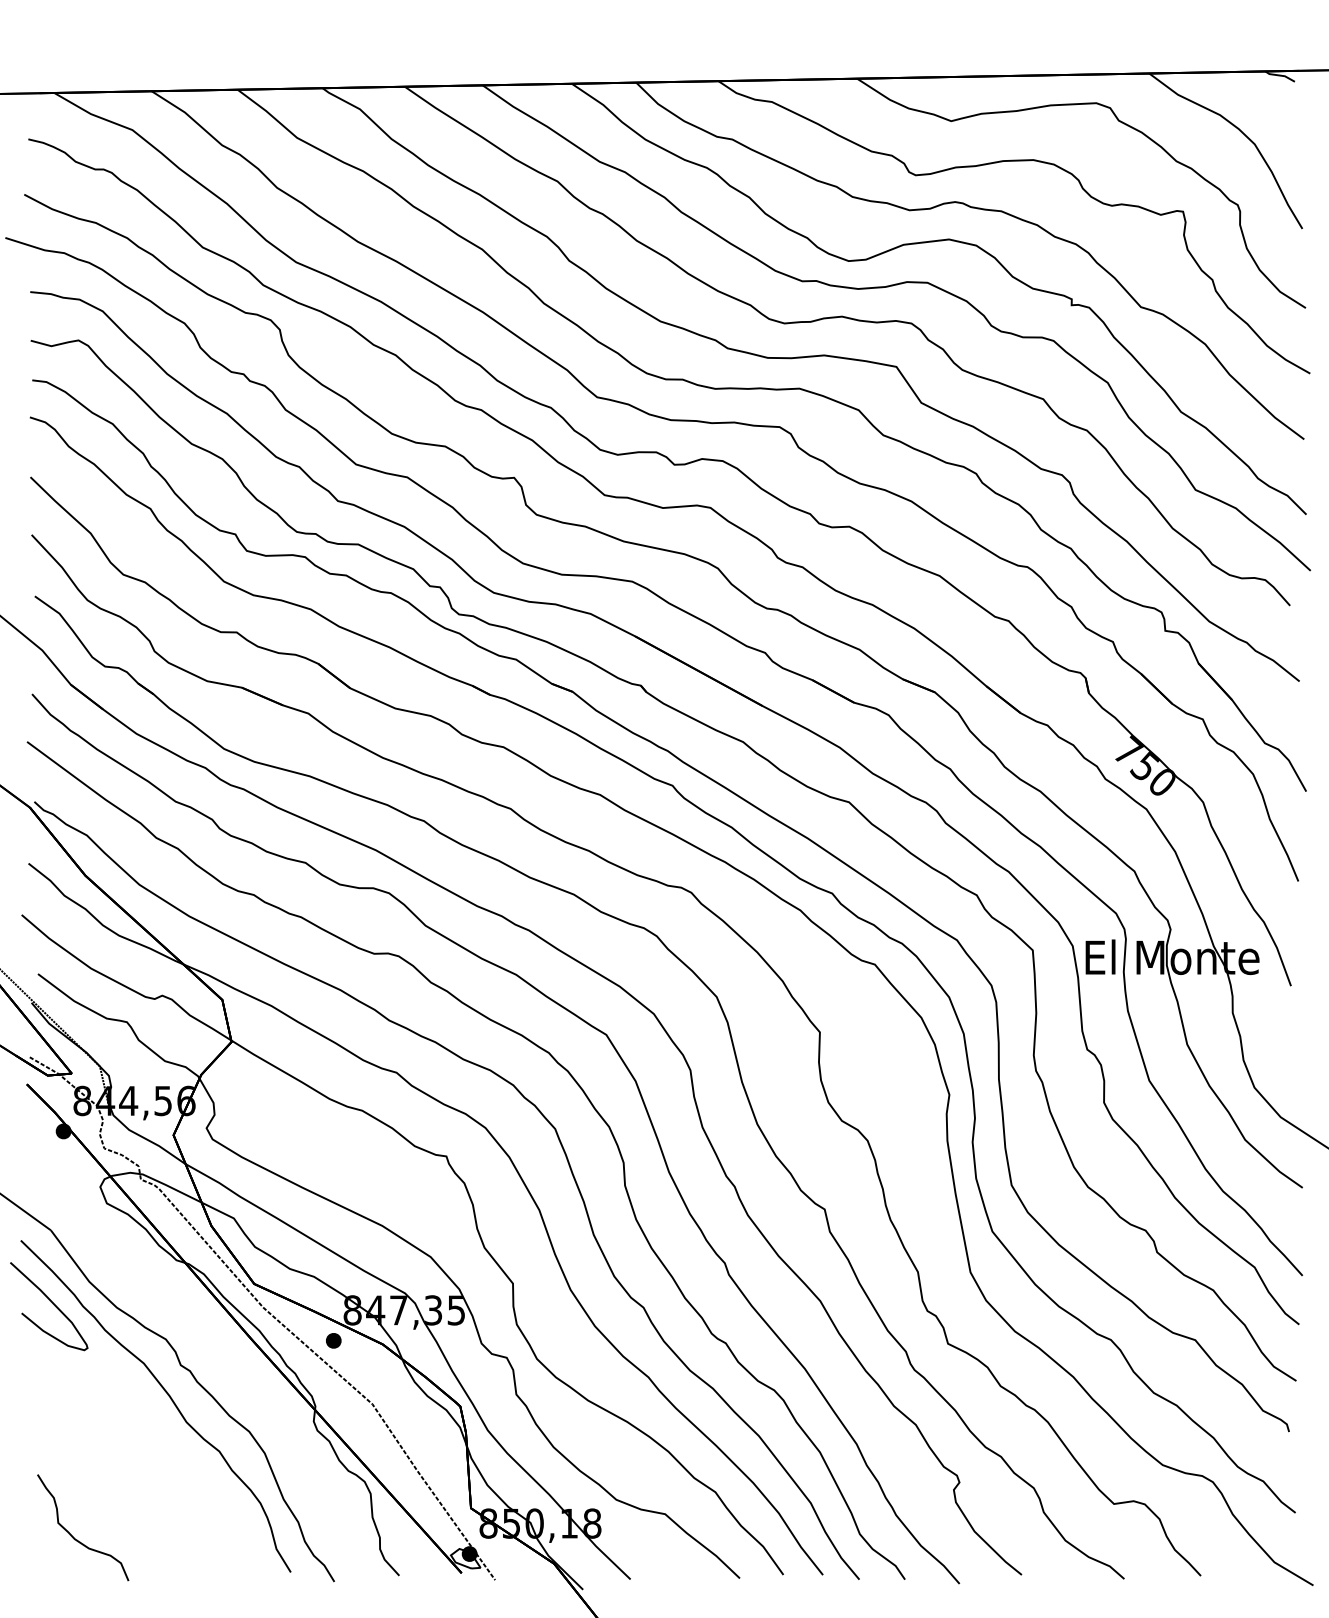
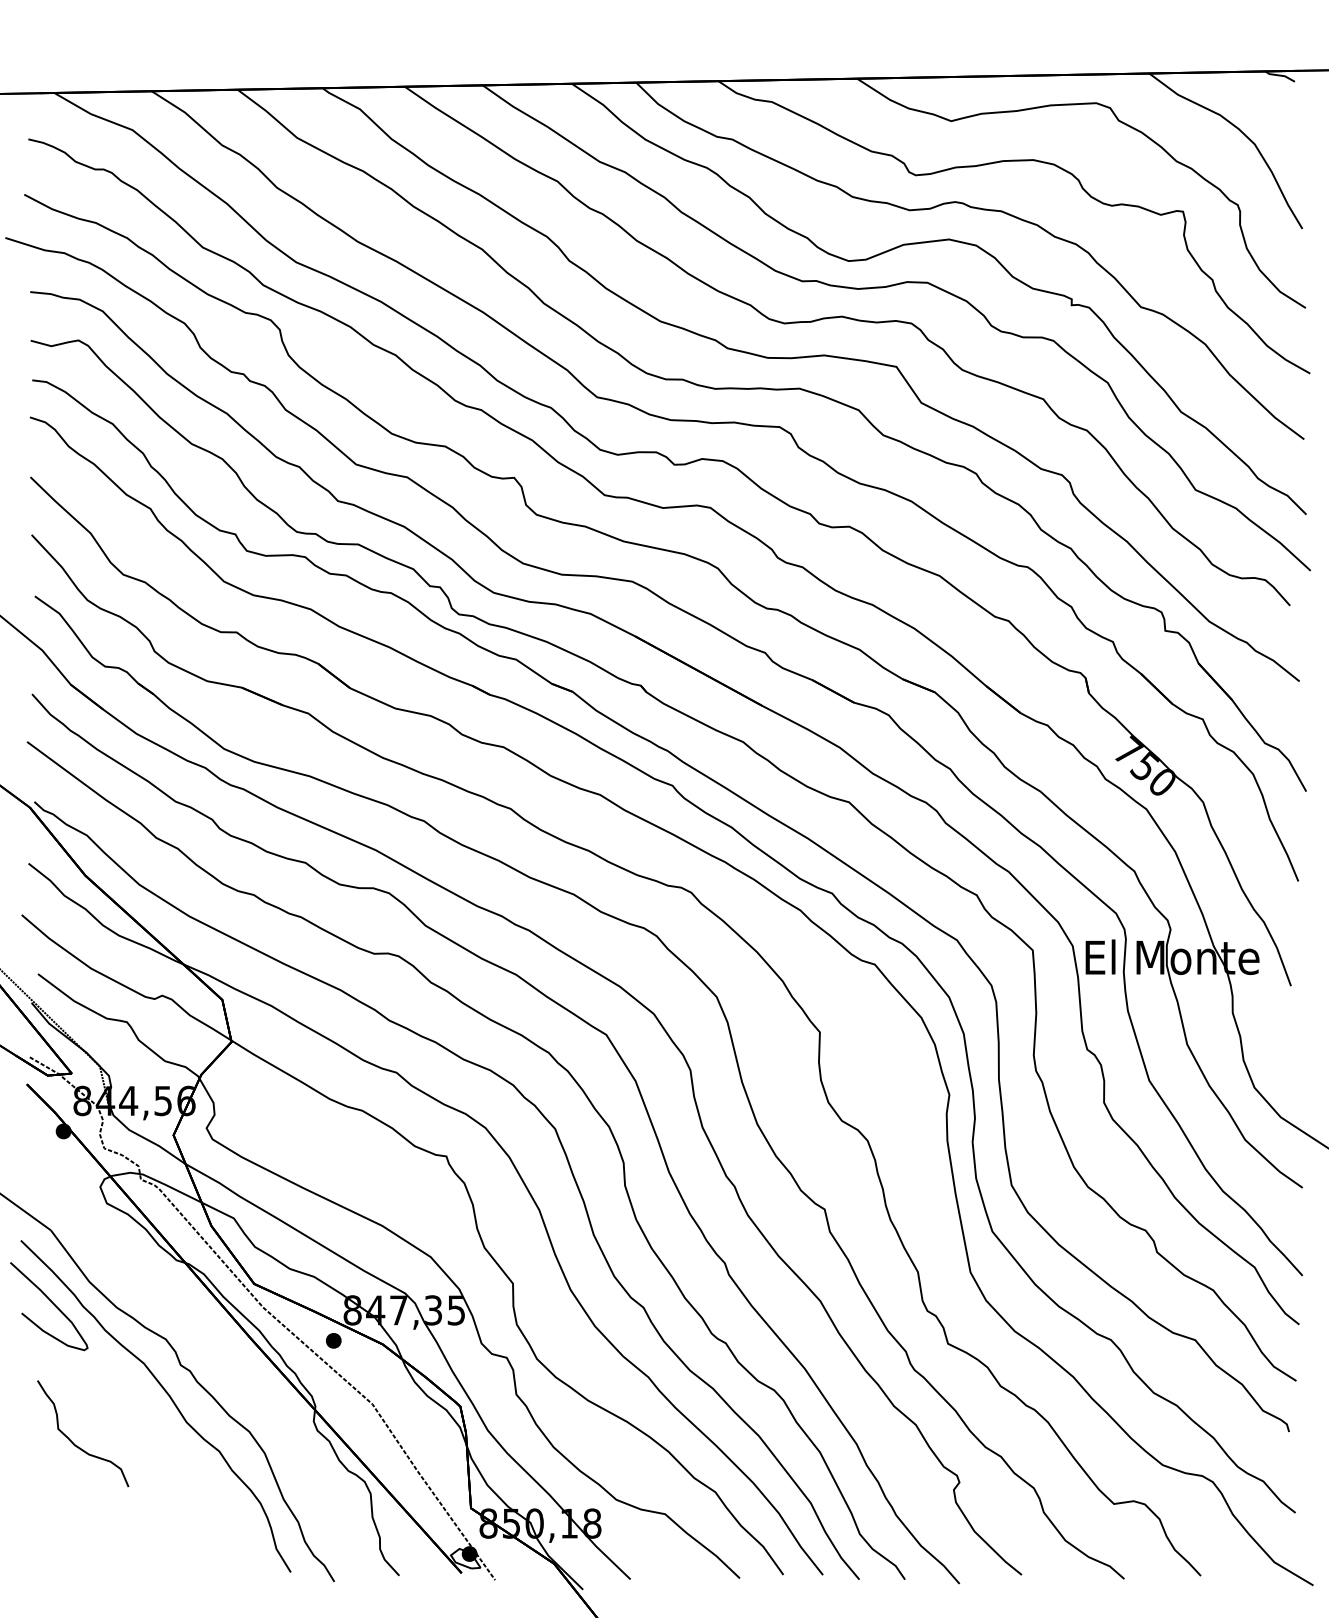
curve position: (77, 1539) -> (77, 1445) (77, 1445)
